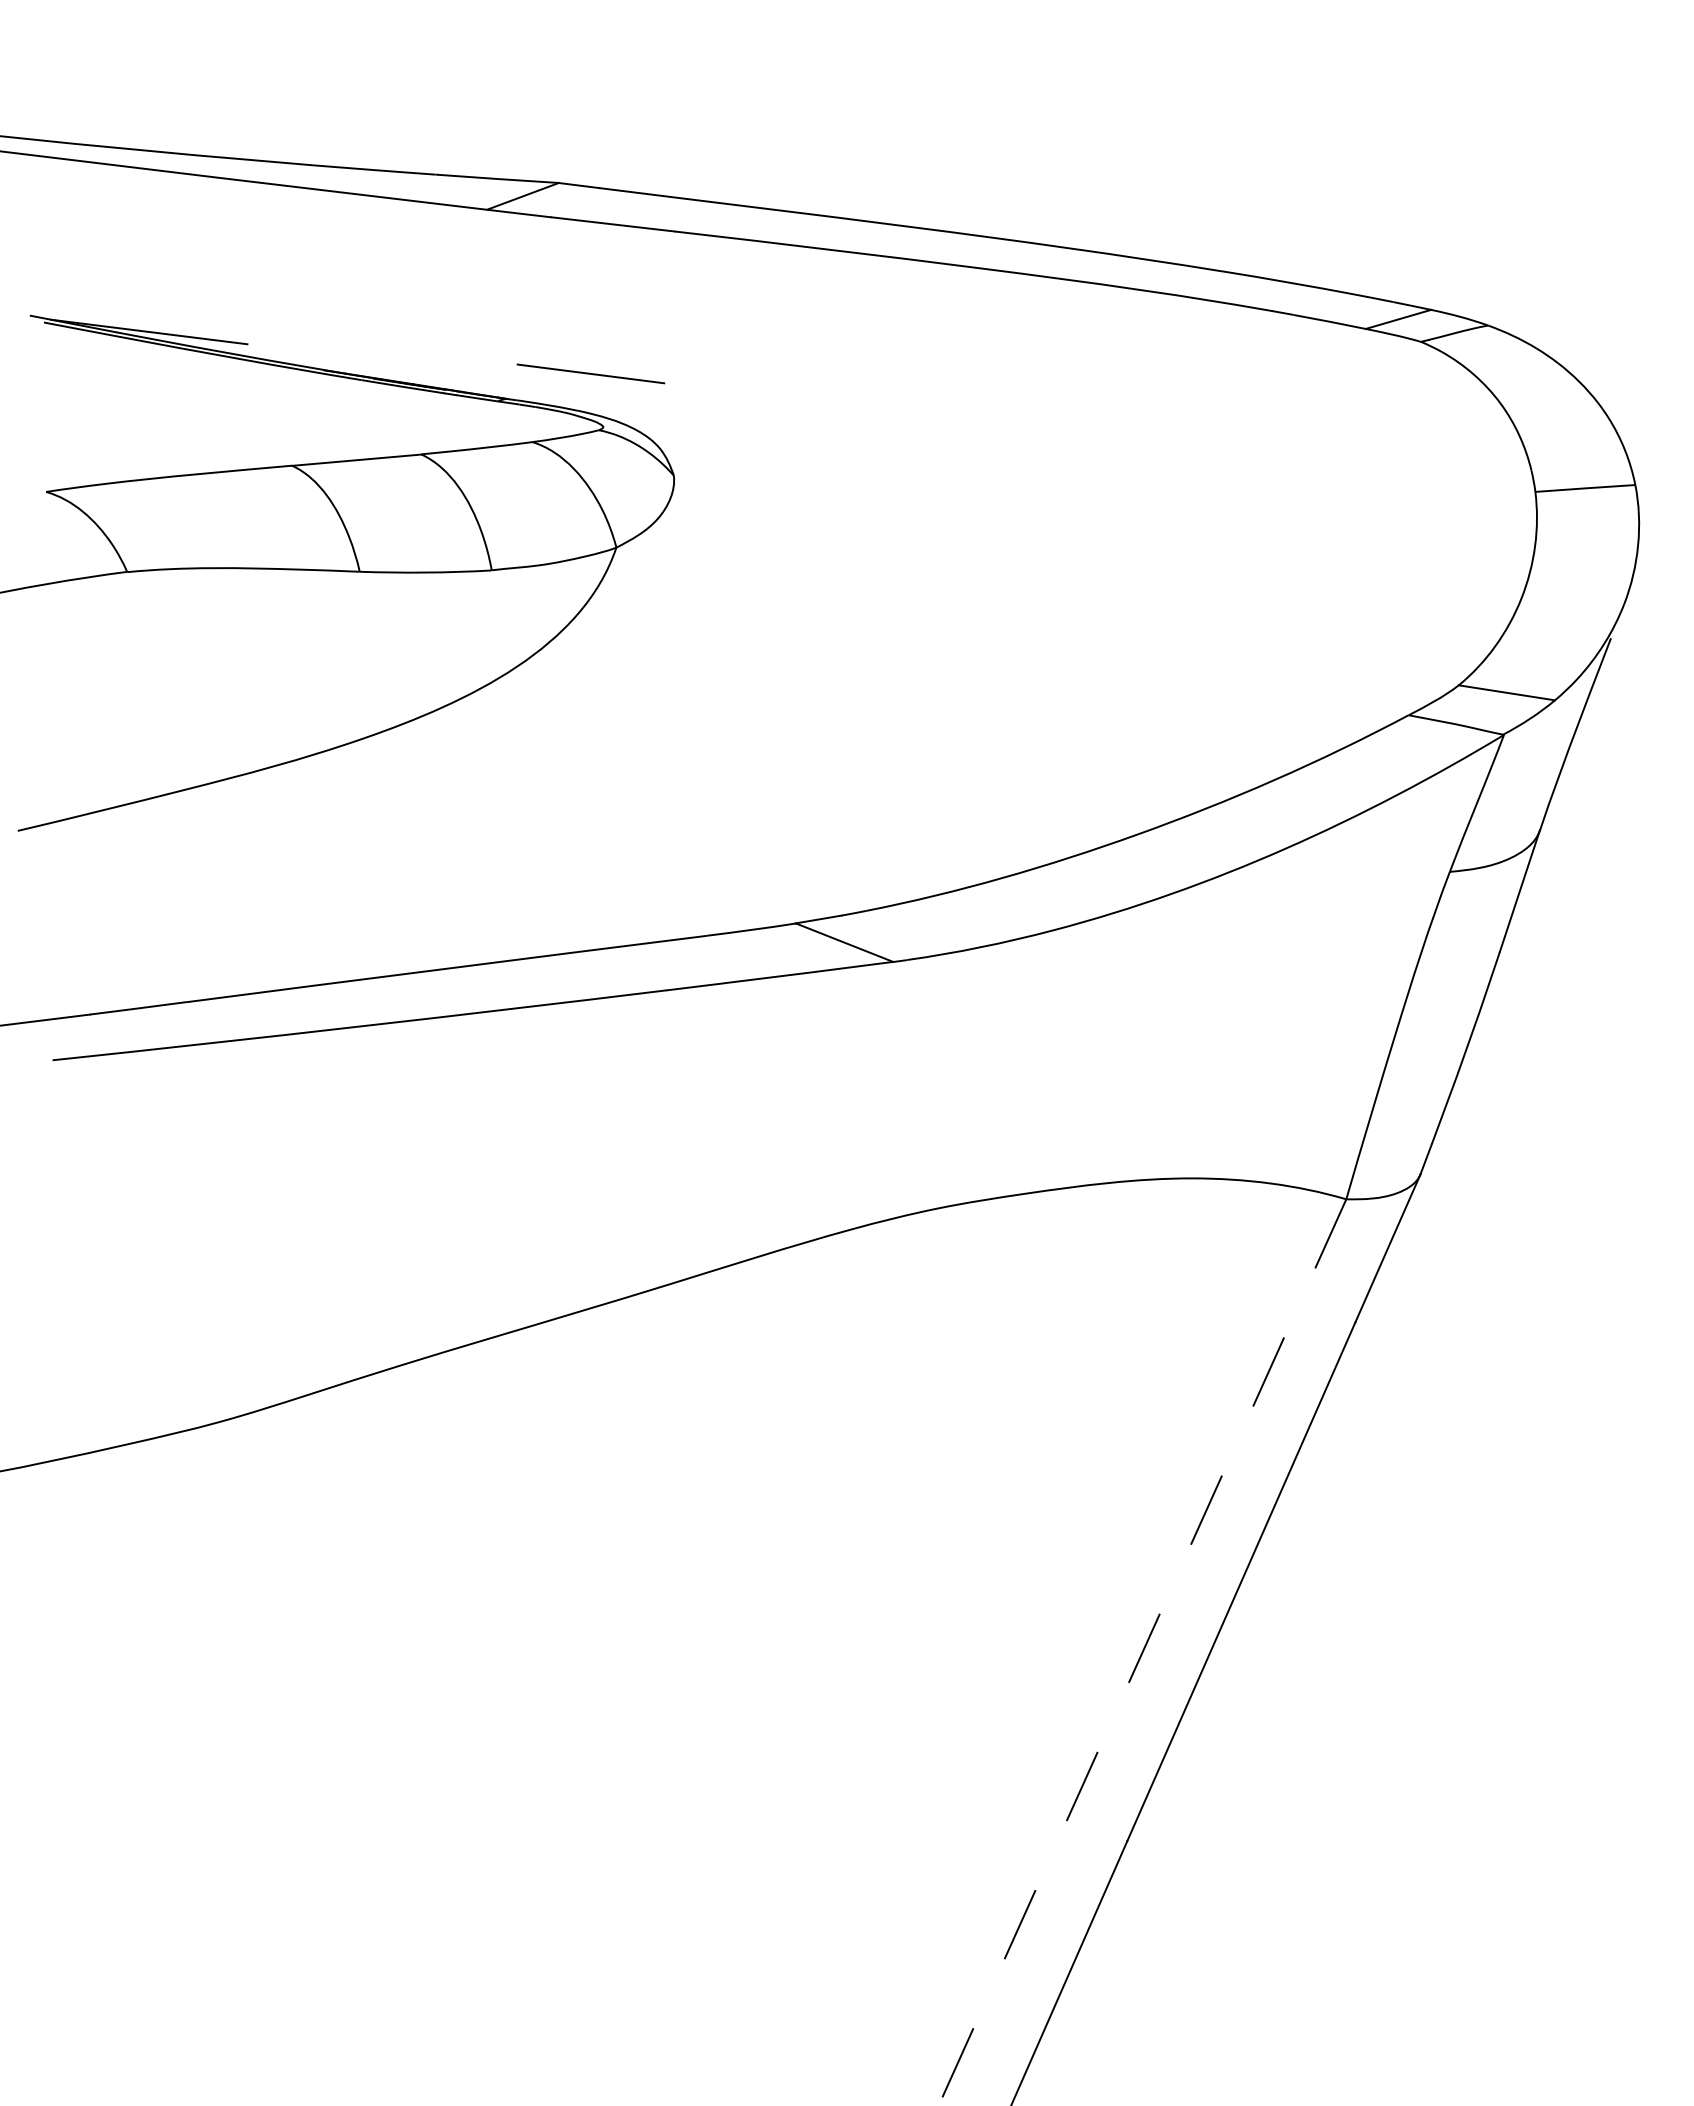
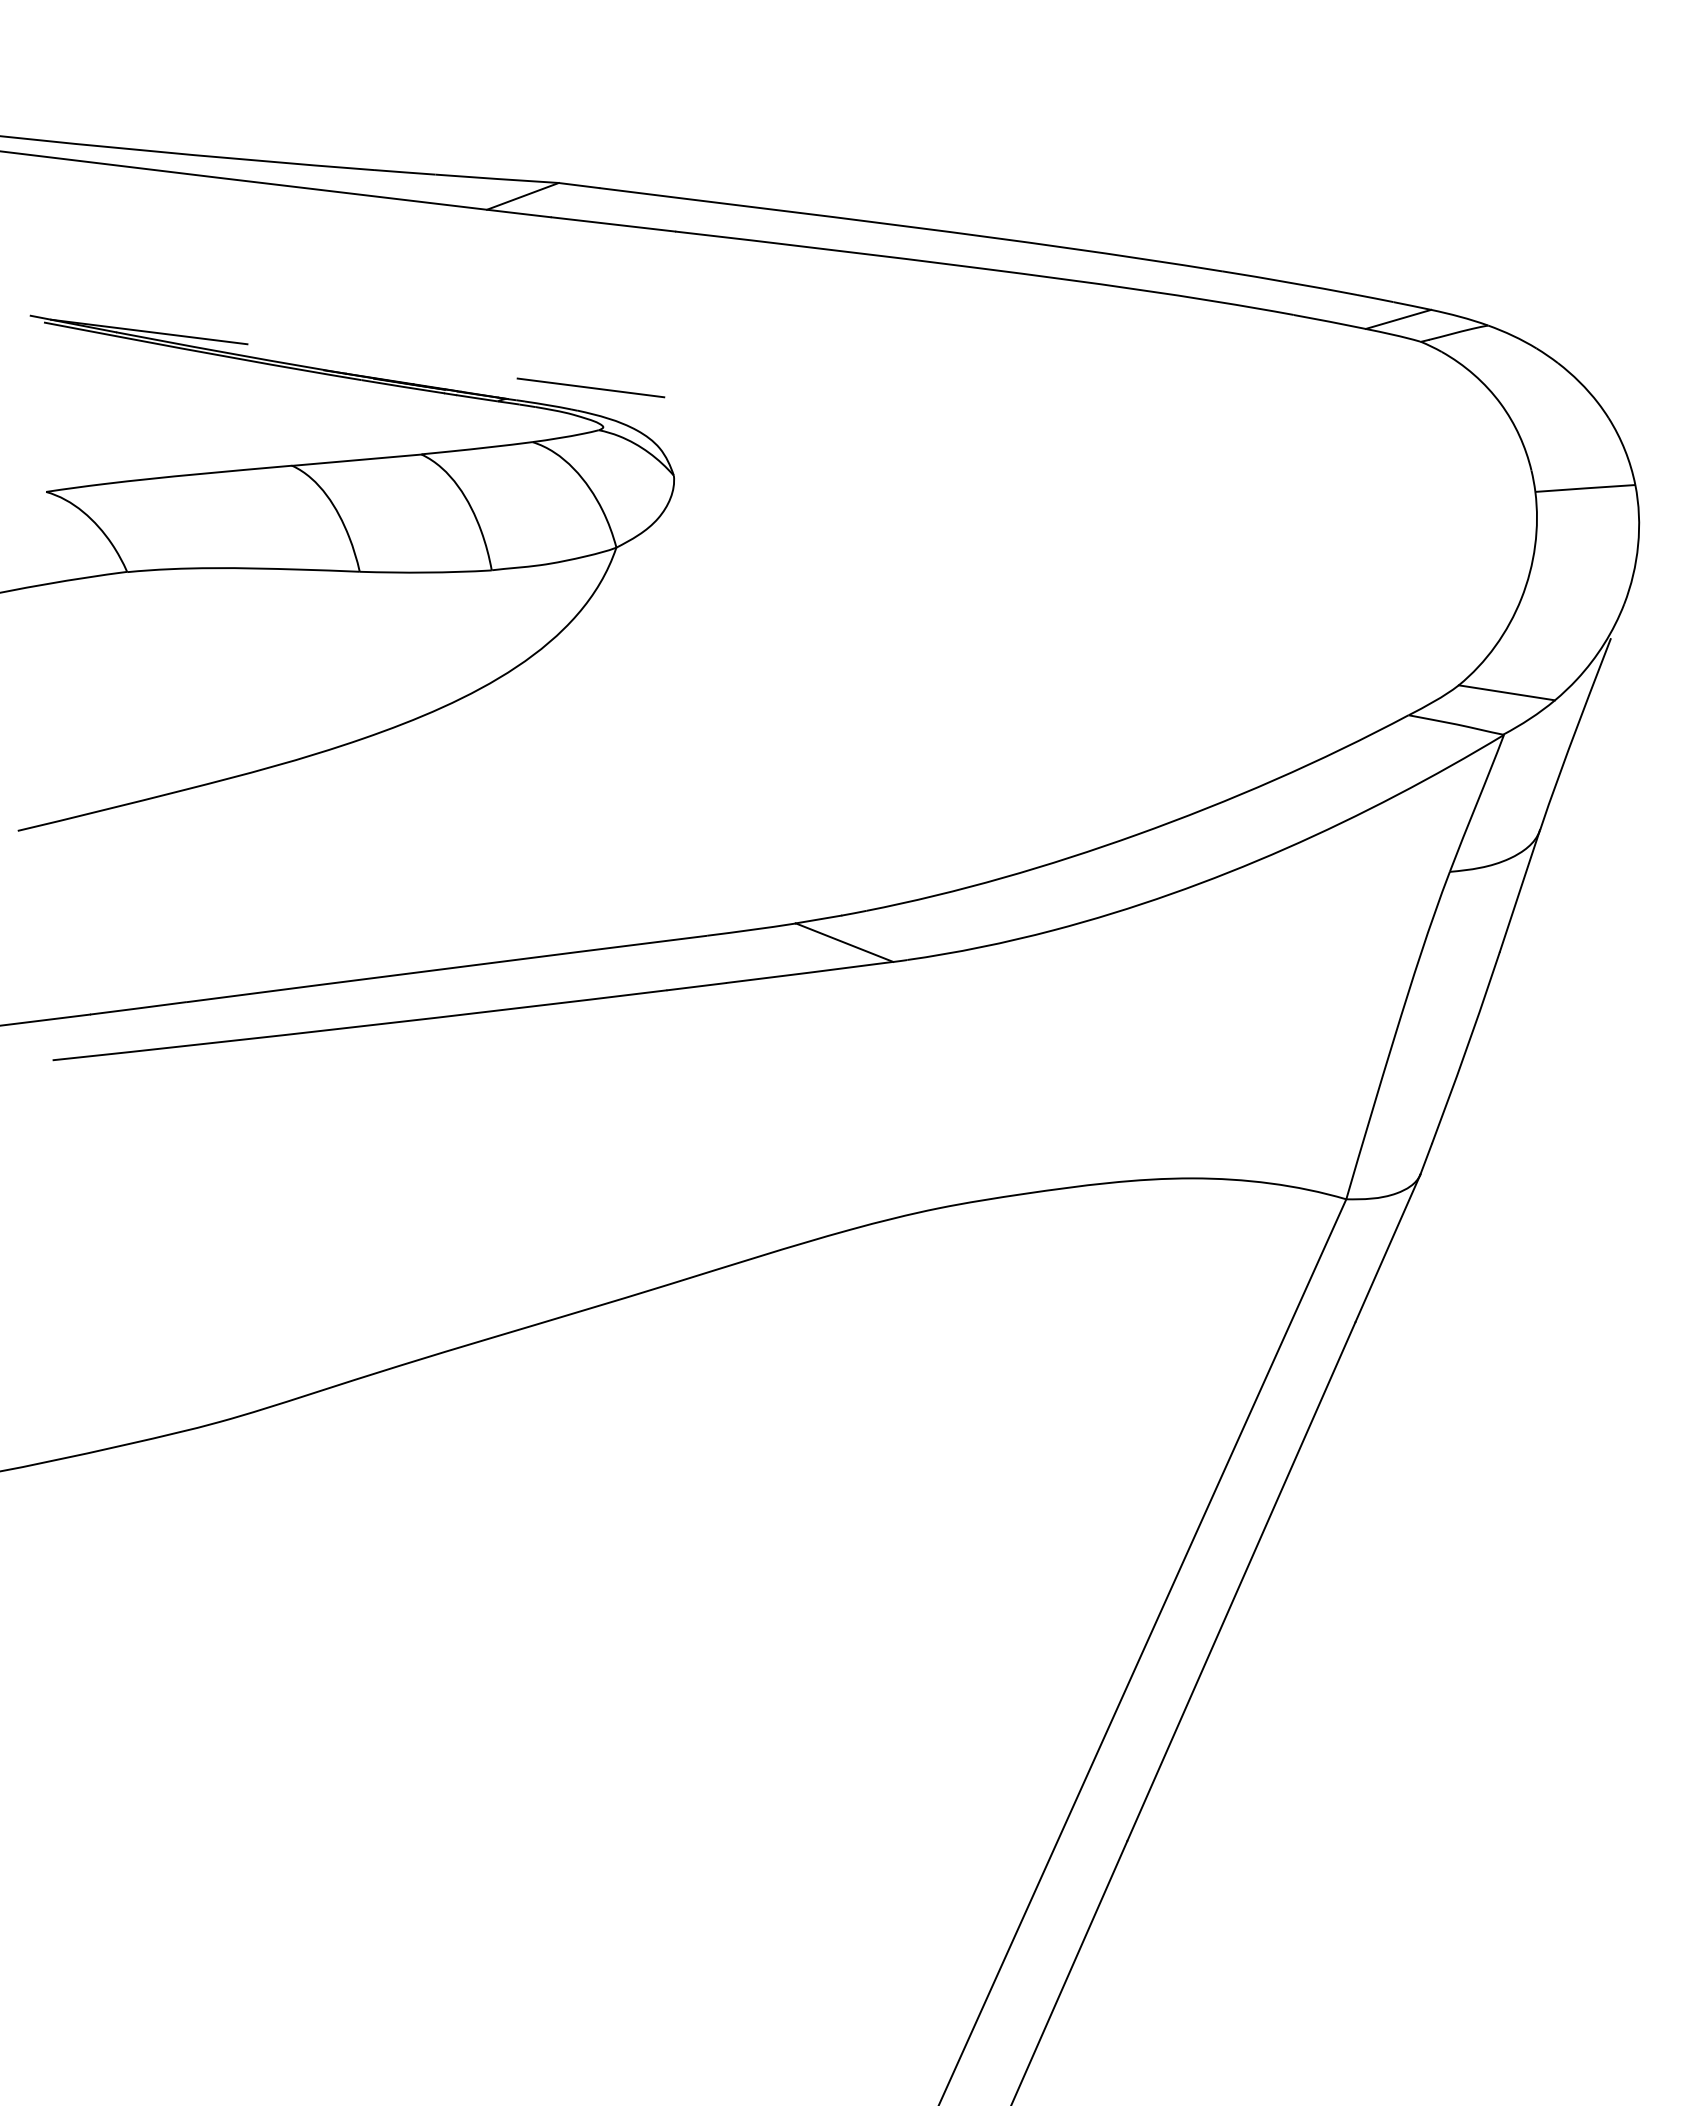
line position: (590, 373) -> (590, 387) (590, 387)
line: dashed -> solid (1142, 1652)
